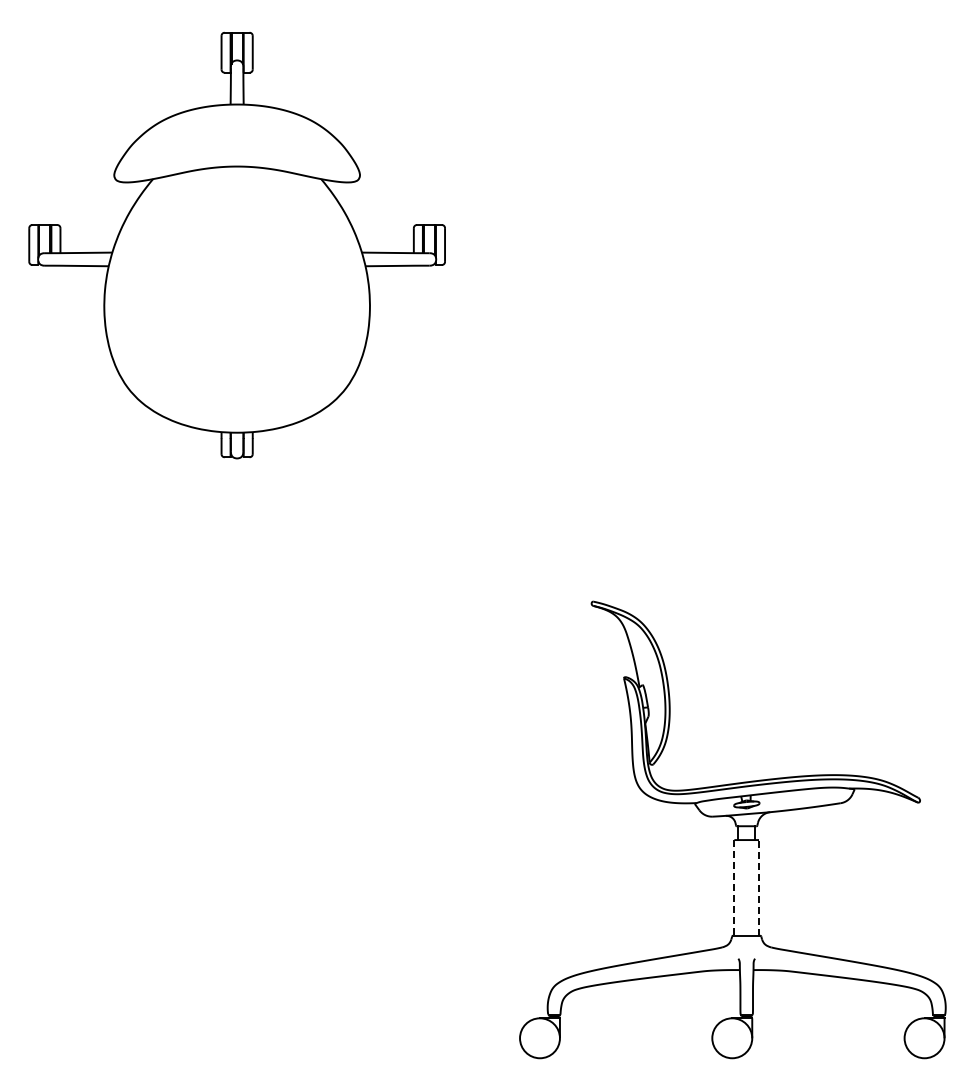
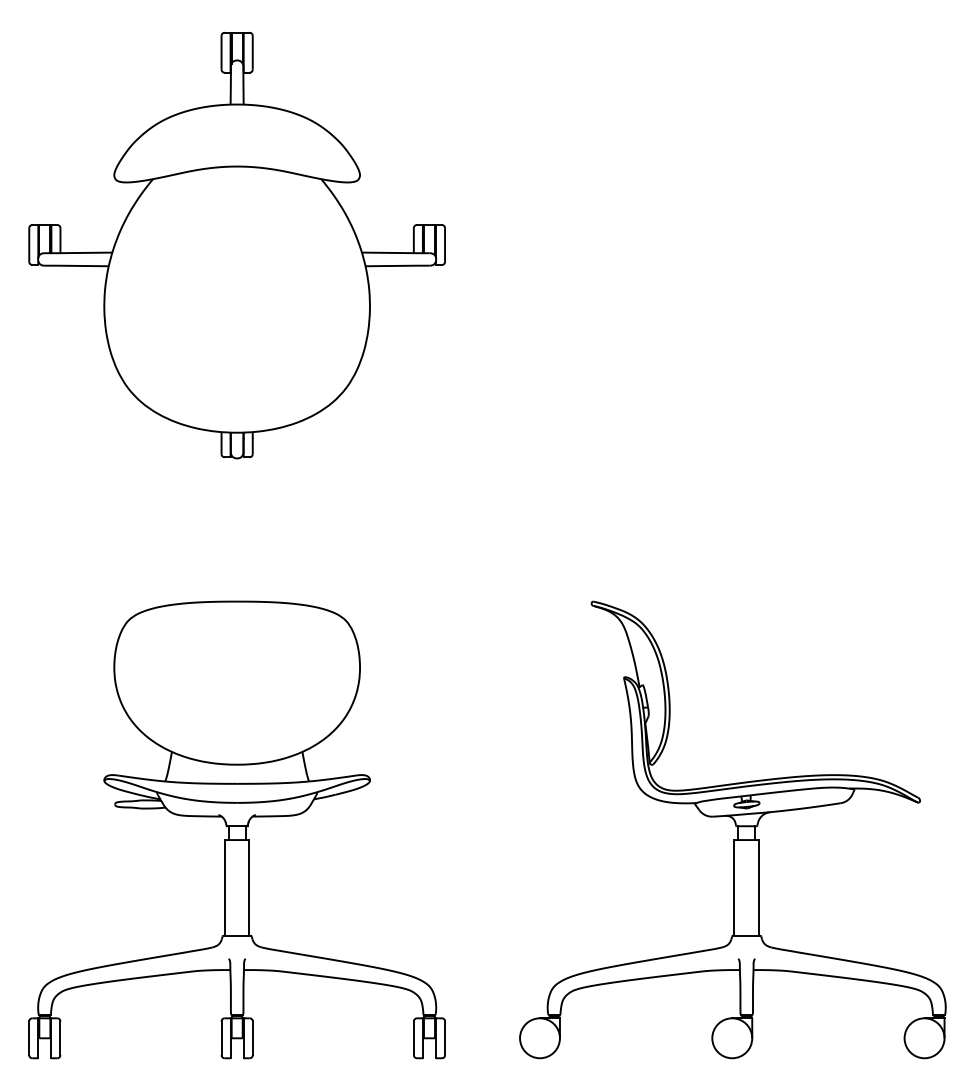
part: none -> present (236, 829)
line: dashed -> solid (734, 887)
line: dashed -> solid (758, 887)
